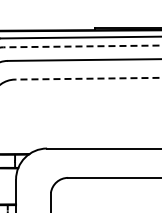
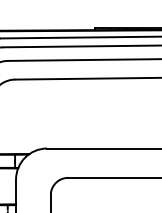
line: dashed -> solid (82, 46)
line: dashed -> solid (87, 78)
